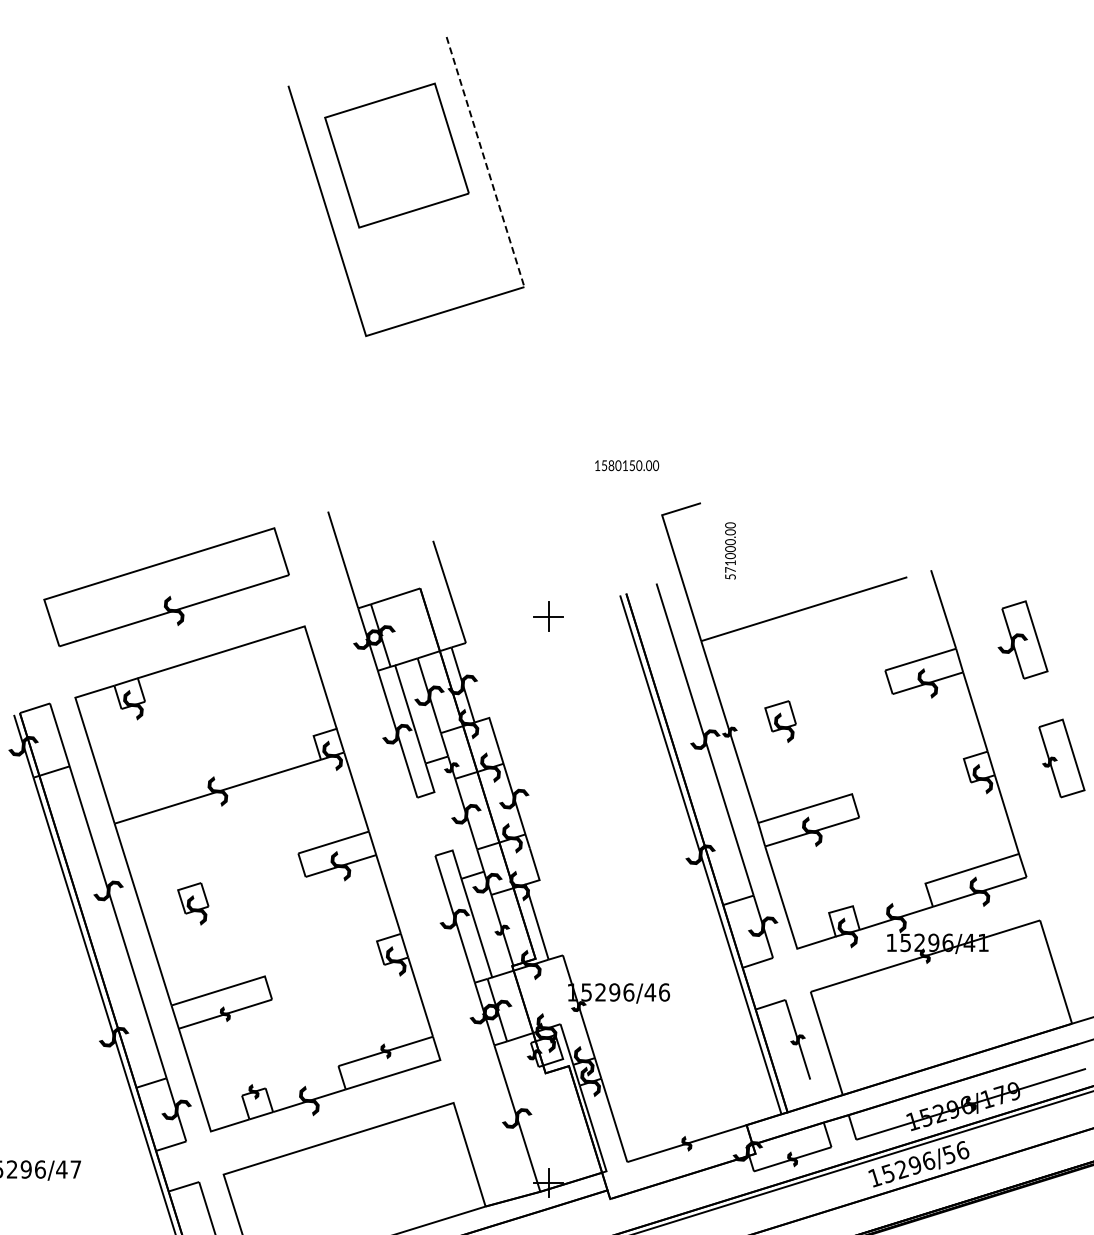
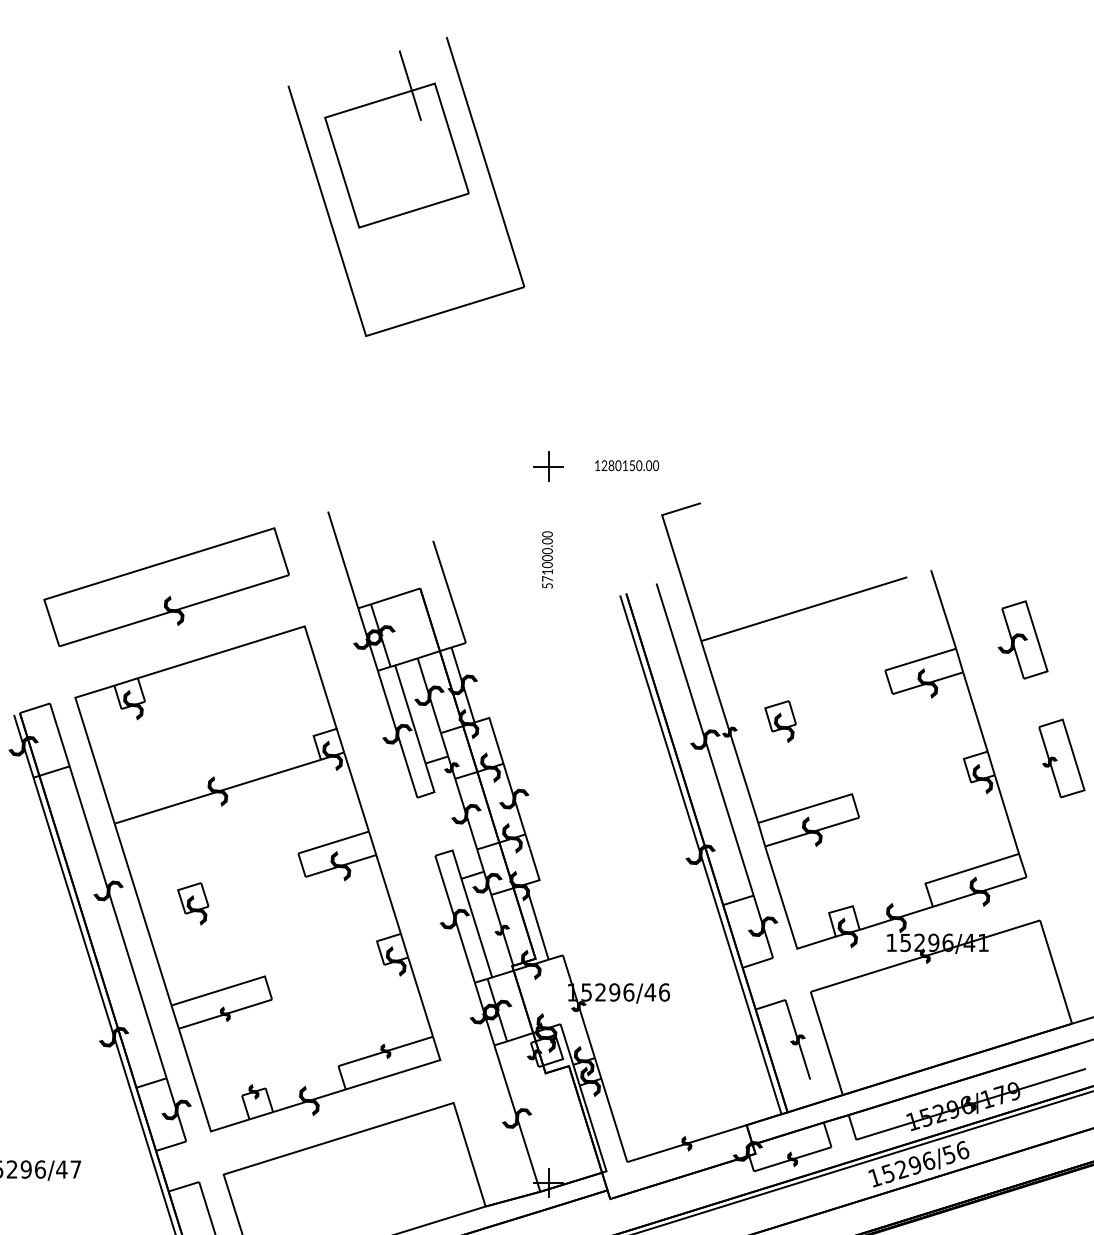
line: none -> present (409, 85)
line: dashed -> solid (485, 162)
text: 1580150.00 -> 1280150.00 (604, 465)
text position: (730, 550) -> (547, 559) (547, 559)
part position: (548, 616) -> (548, 466) (548, 466)
